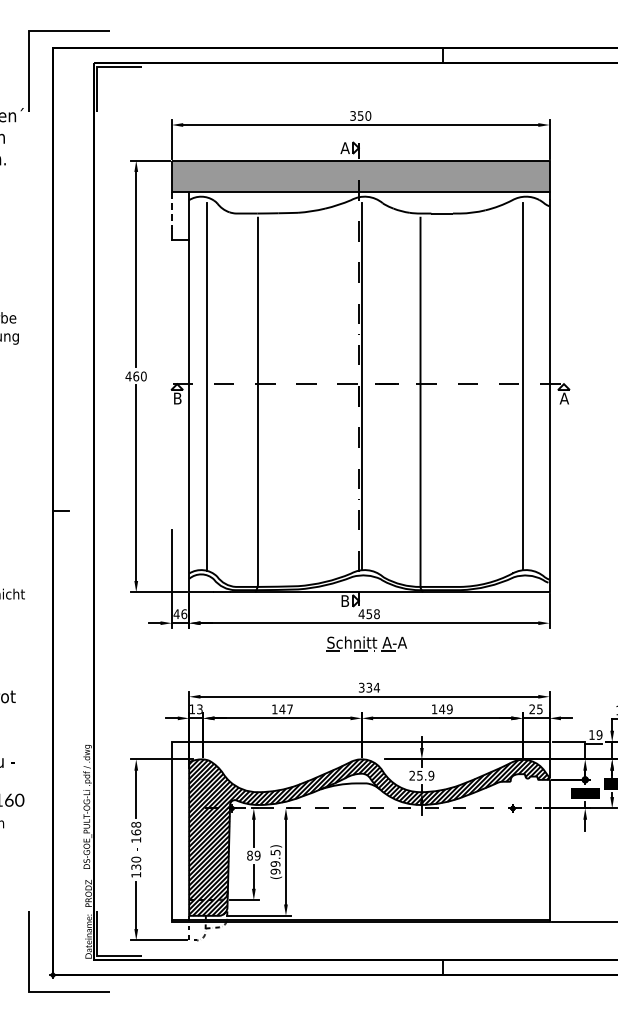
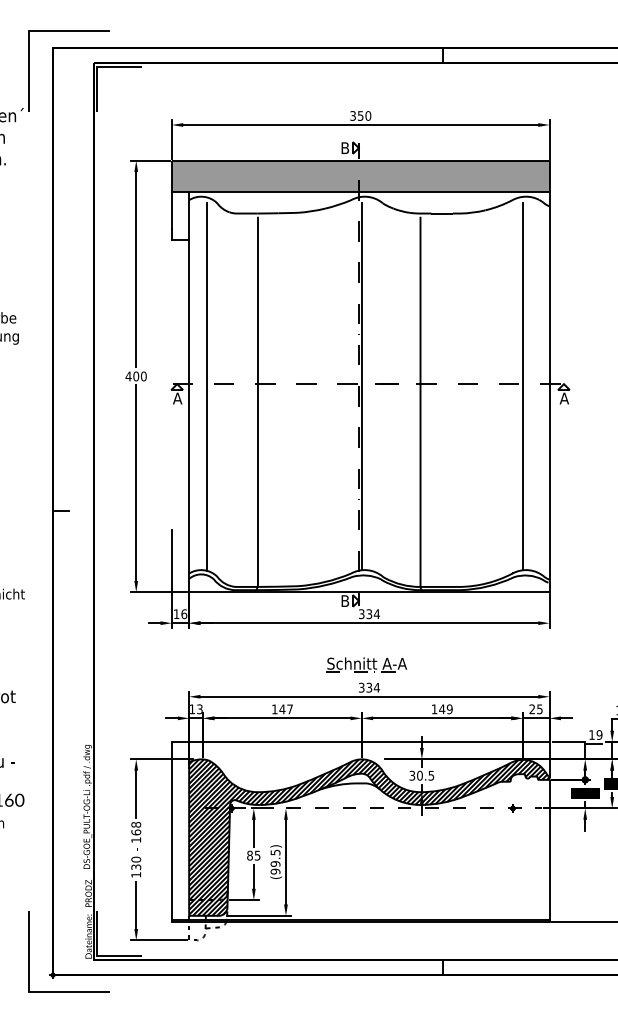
text: A -> B (344, 147)
line: dashed -> solid (171, 211)
text: 460 -> 400 (136, 376)
text: B -> A (177, 398)
text: 46 -> 16 (176, 613)
text: 458 -> 334 (369, 614)
part position: (366, 643) -> (366, 664) (366, 664)
text: 25.9 -> 30.5 (421, 775)
text: 89 -> 85 (257, 855)
